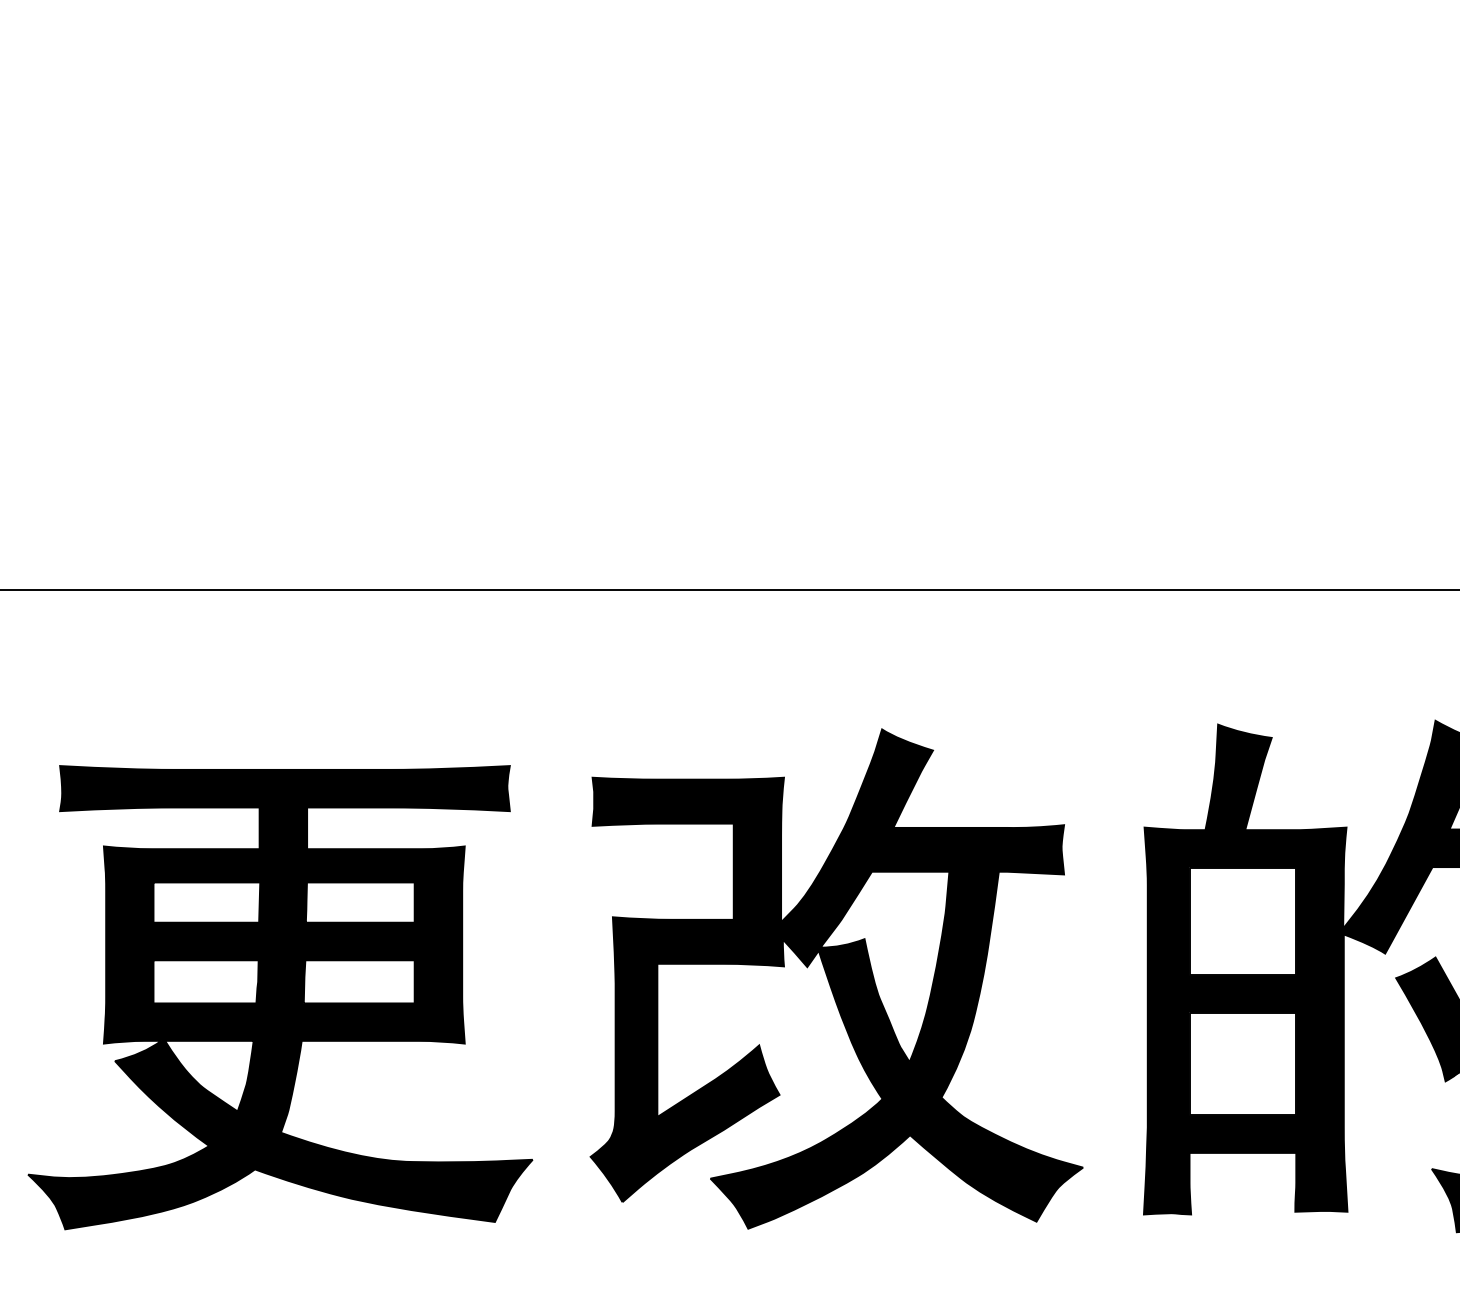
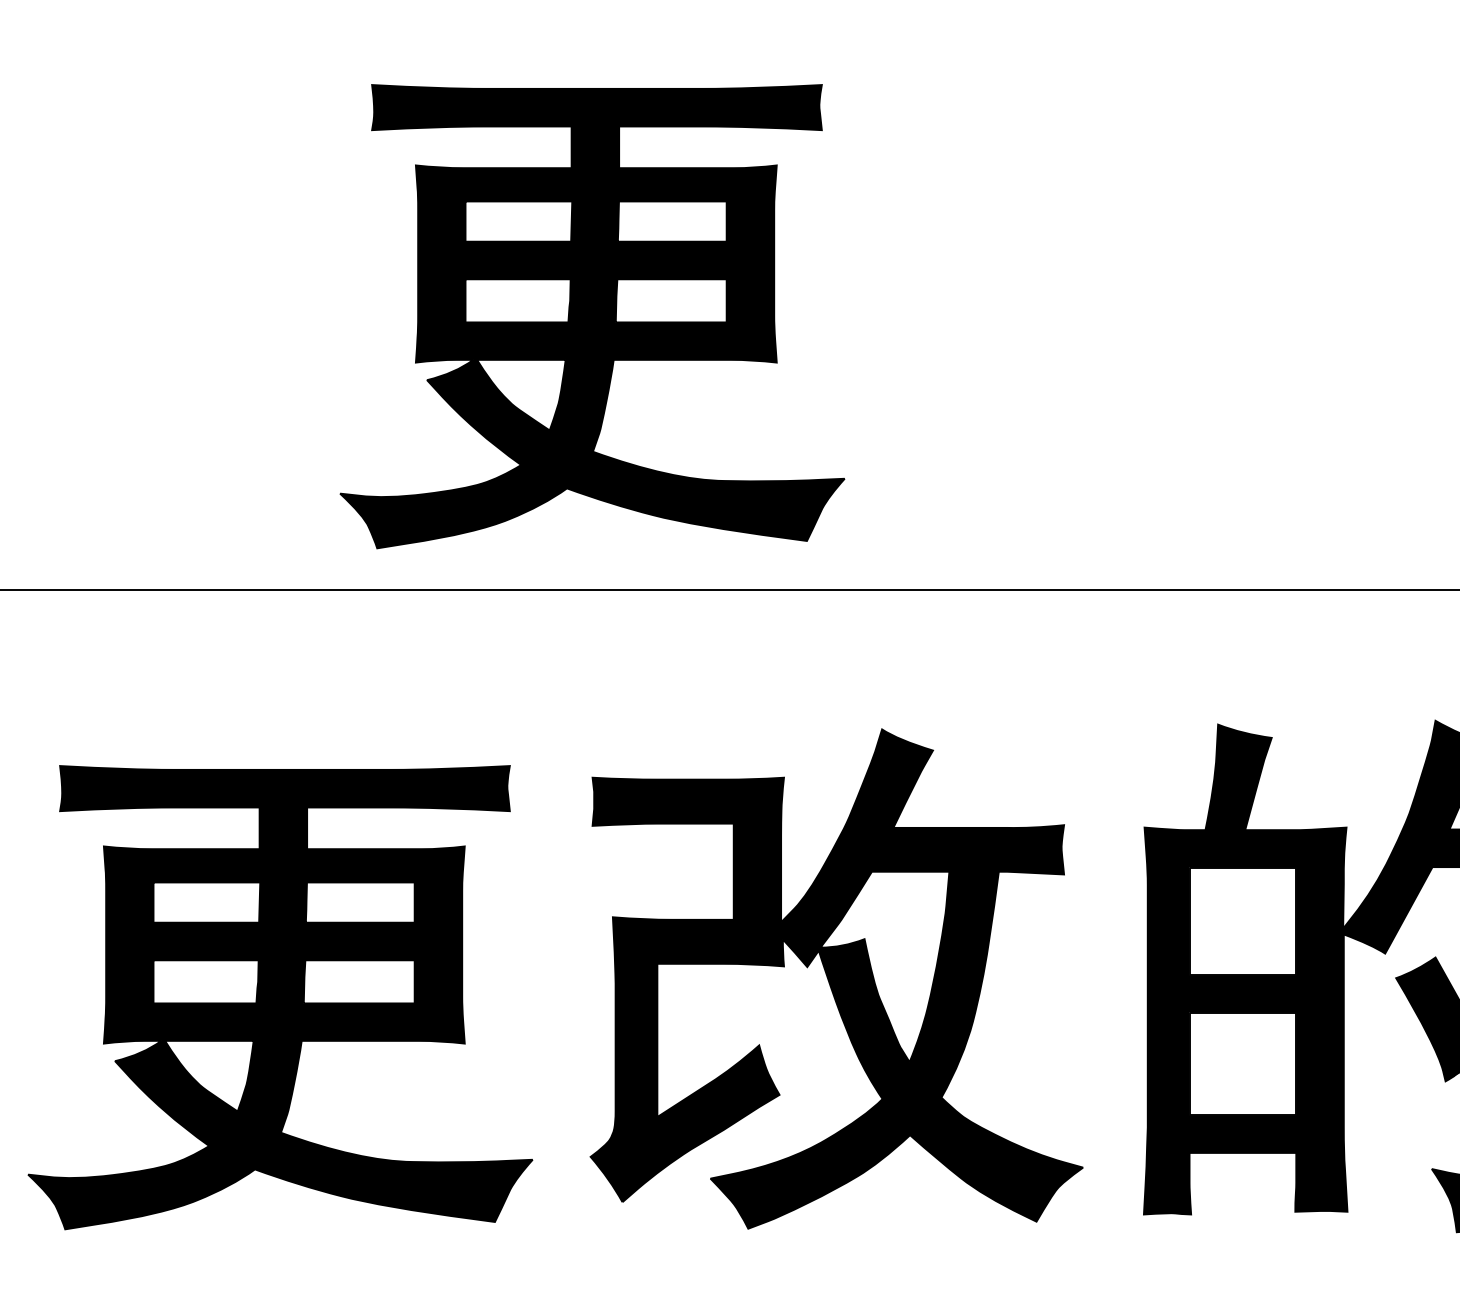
part: none -> present (592, 316)
